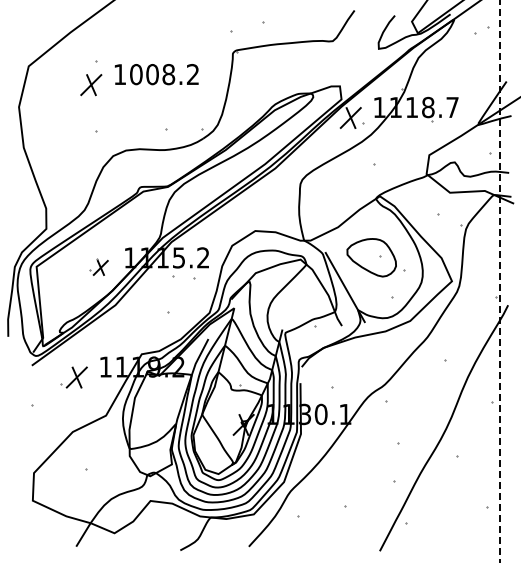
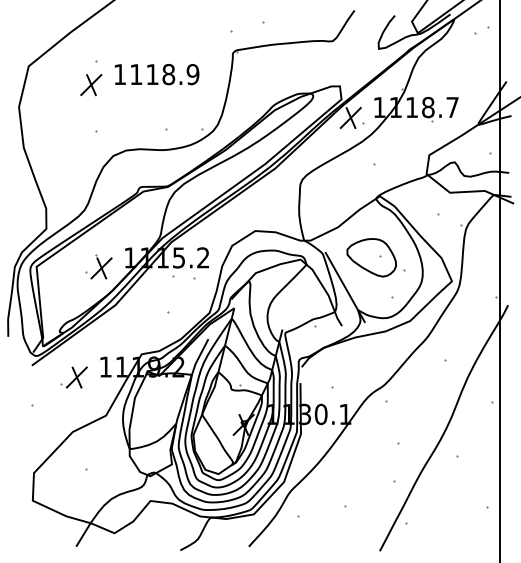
text: 1008.2 -> 1118.9 (164, 74)
part size: 20x18 px -> 28x26 px (98, 266)
line: dashed -> solid (500, 281)
